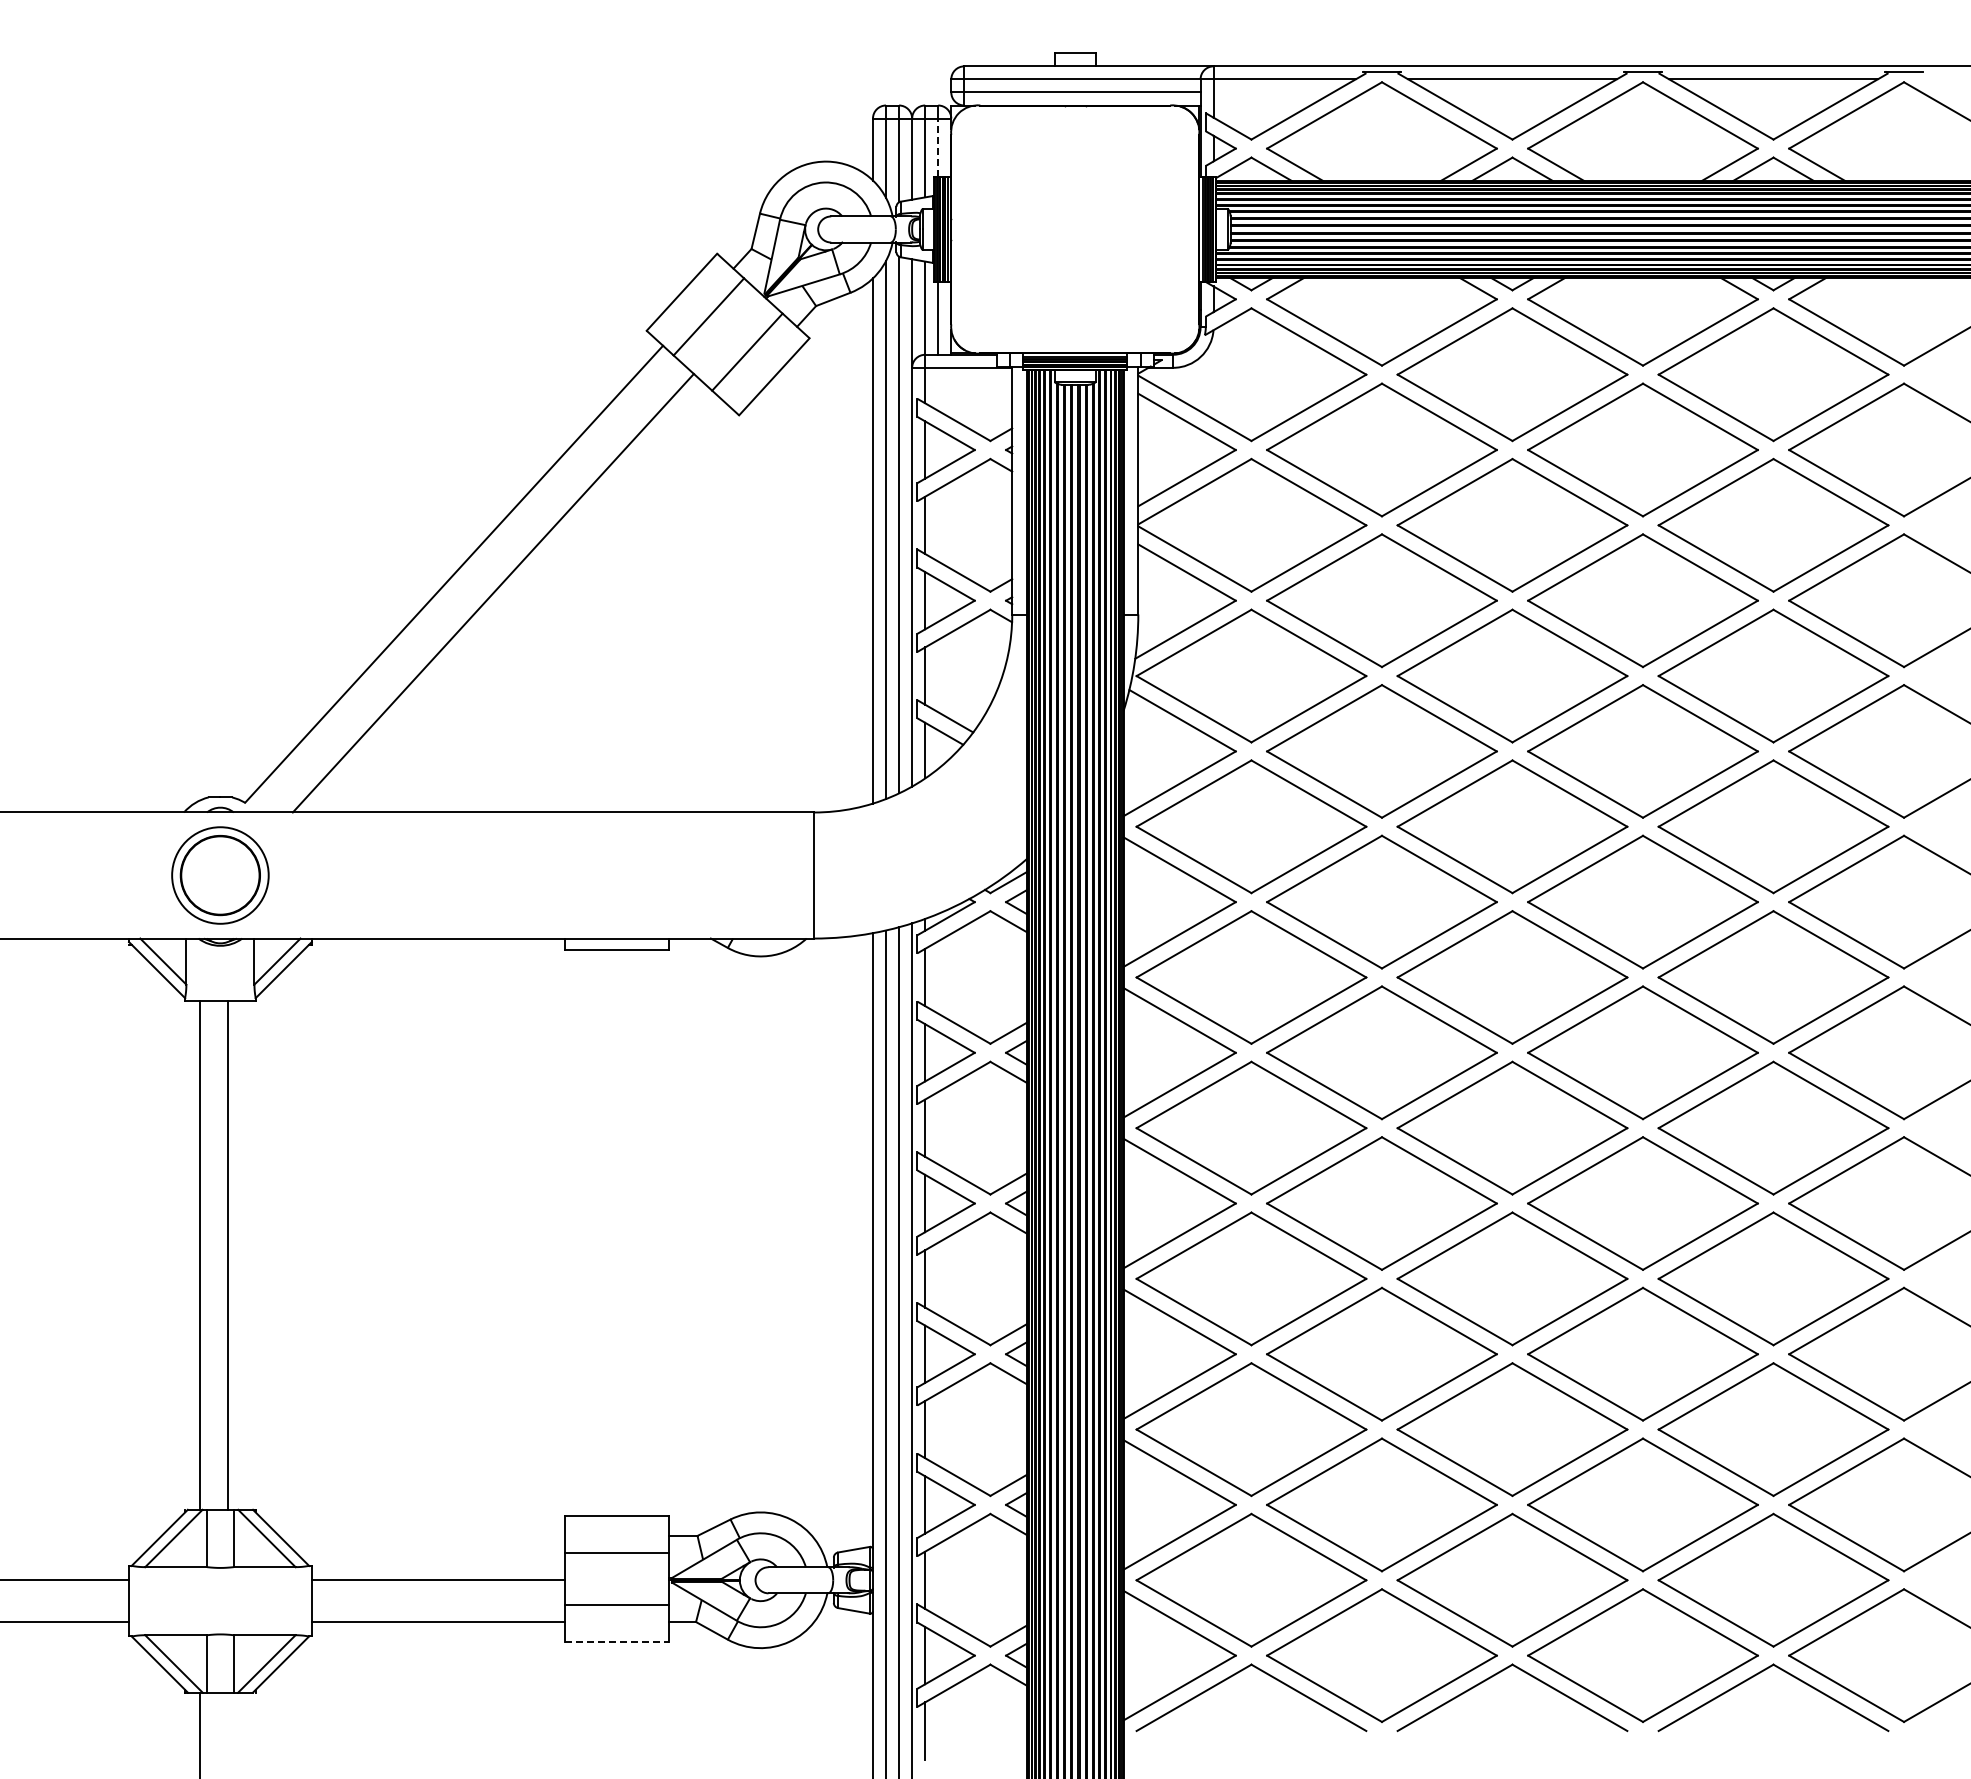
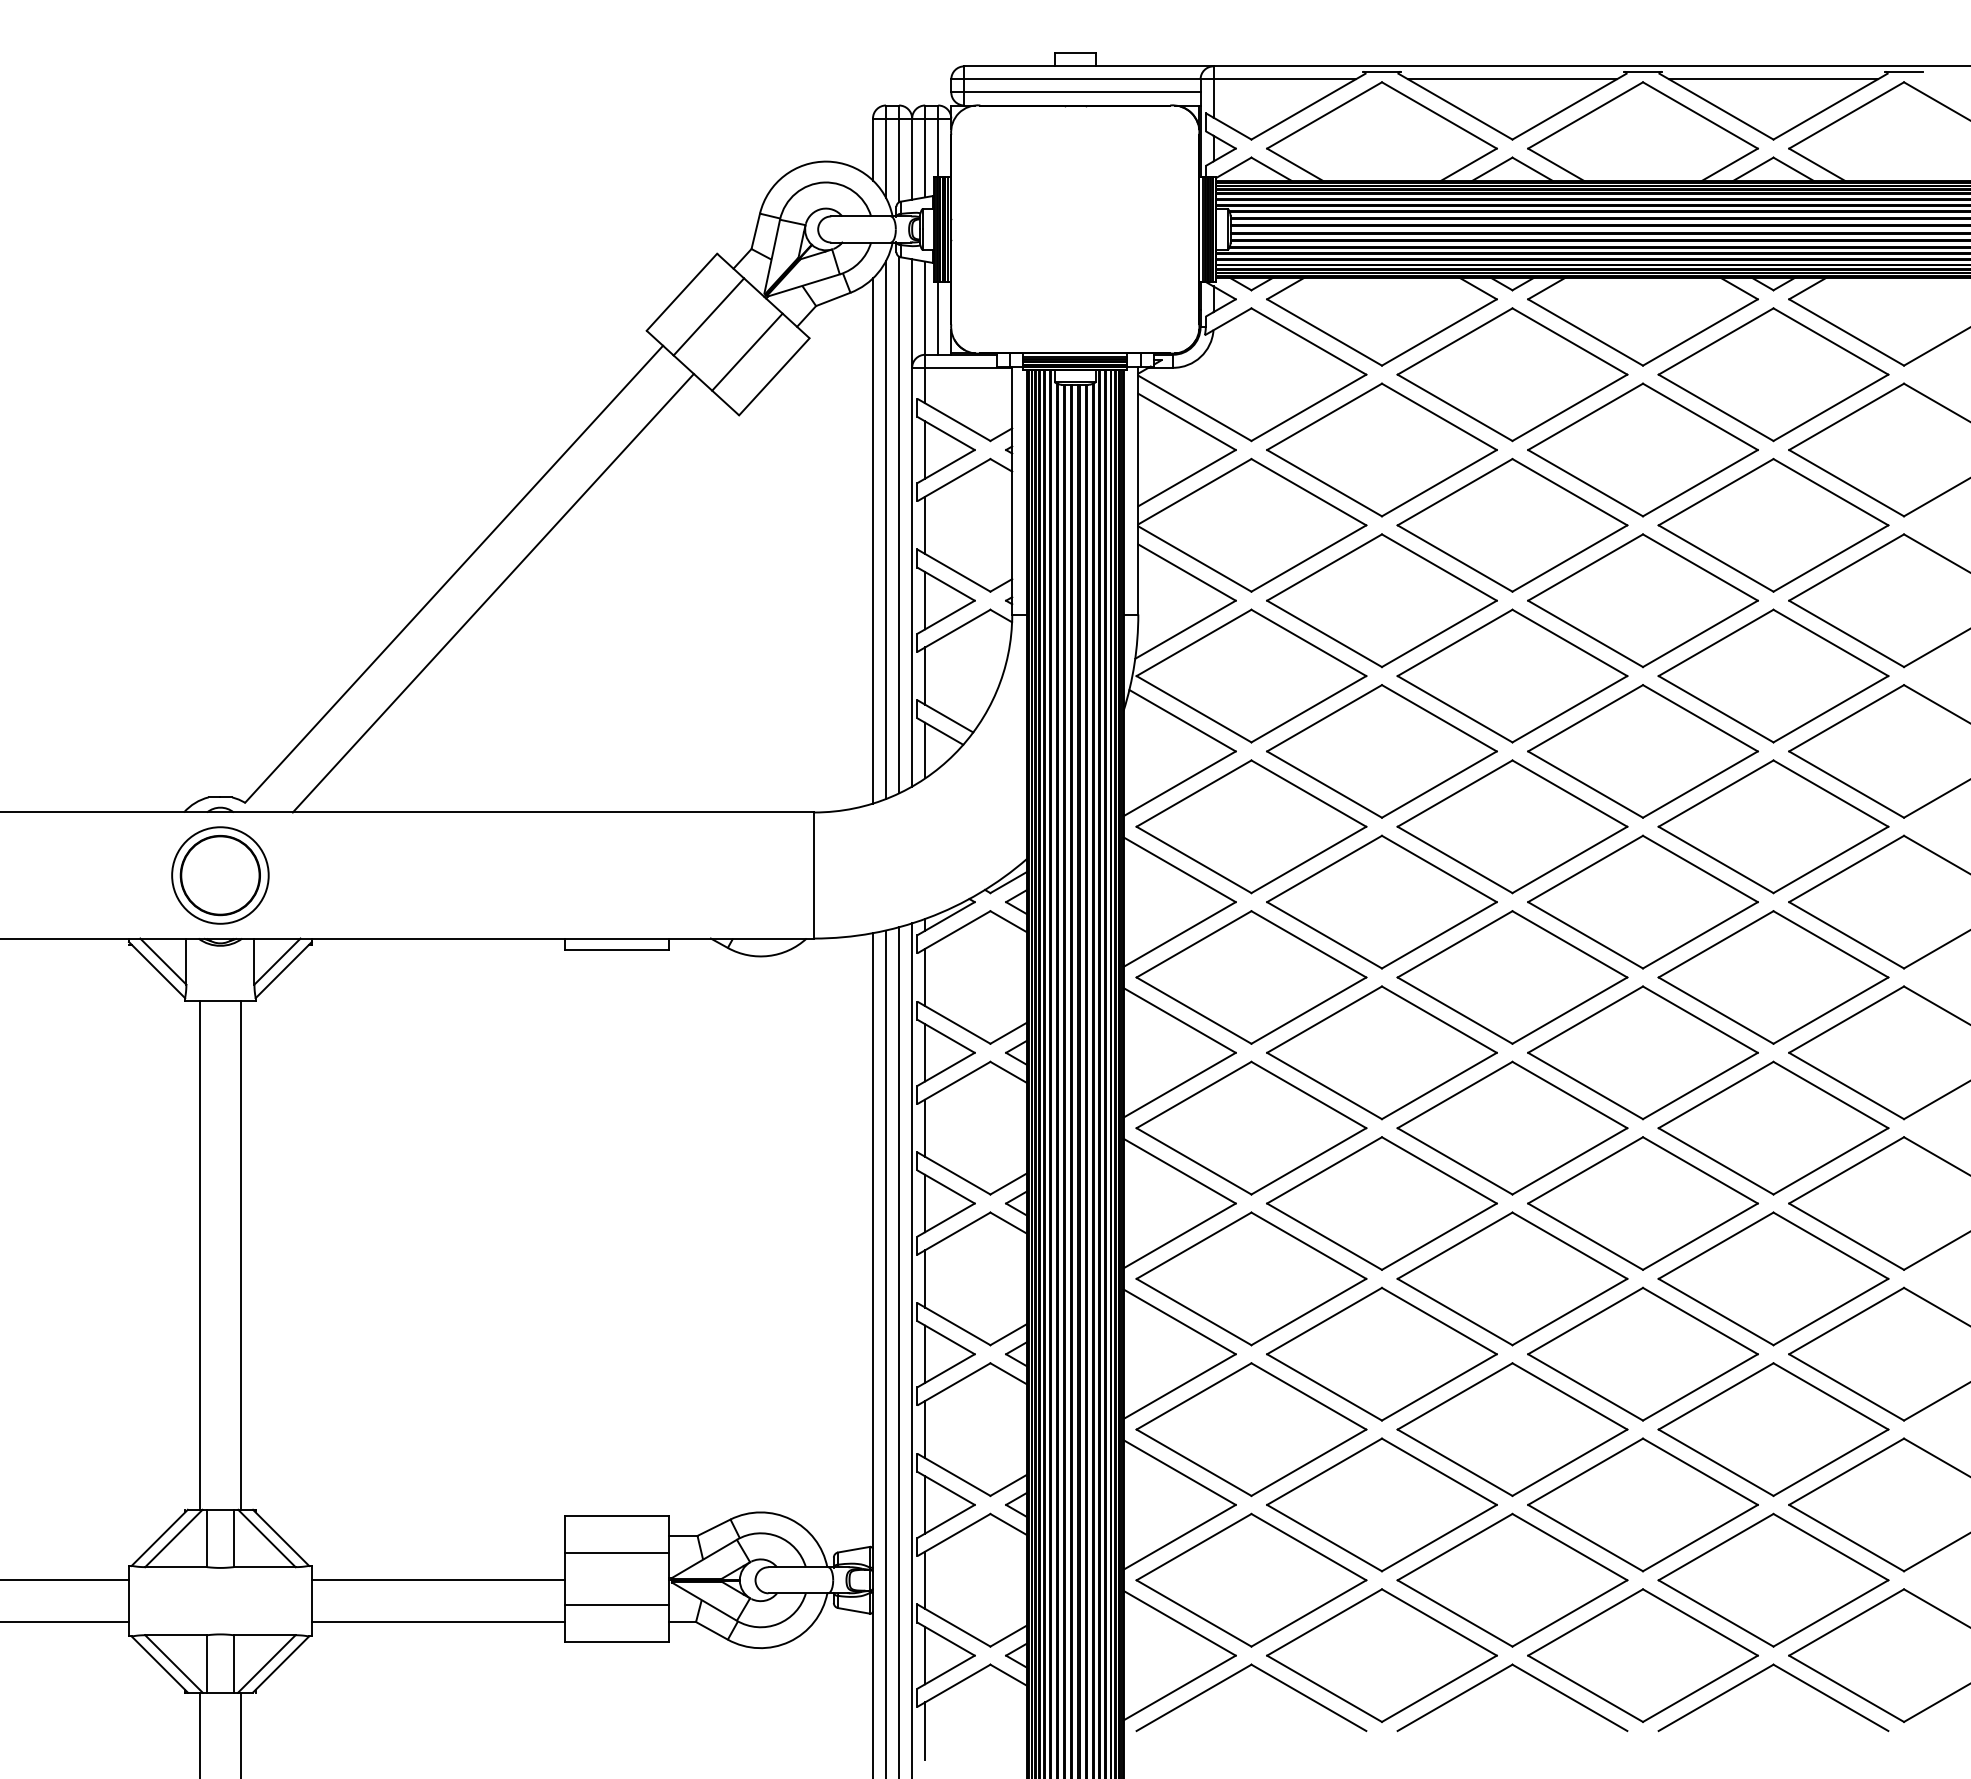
line: dashed -> solid (938, 147)
line position: (228, 1254) -> (241, 1254) (241, 1254)
line: dashed -> solid (617, 1641)
line: none -> present (241, 1733)
